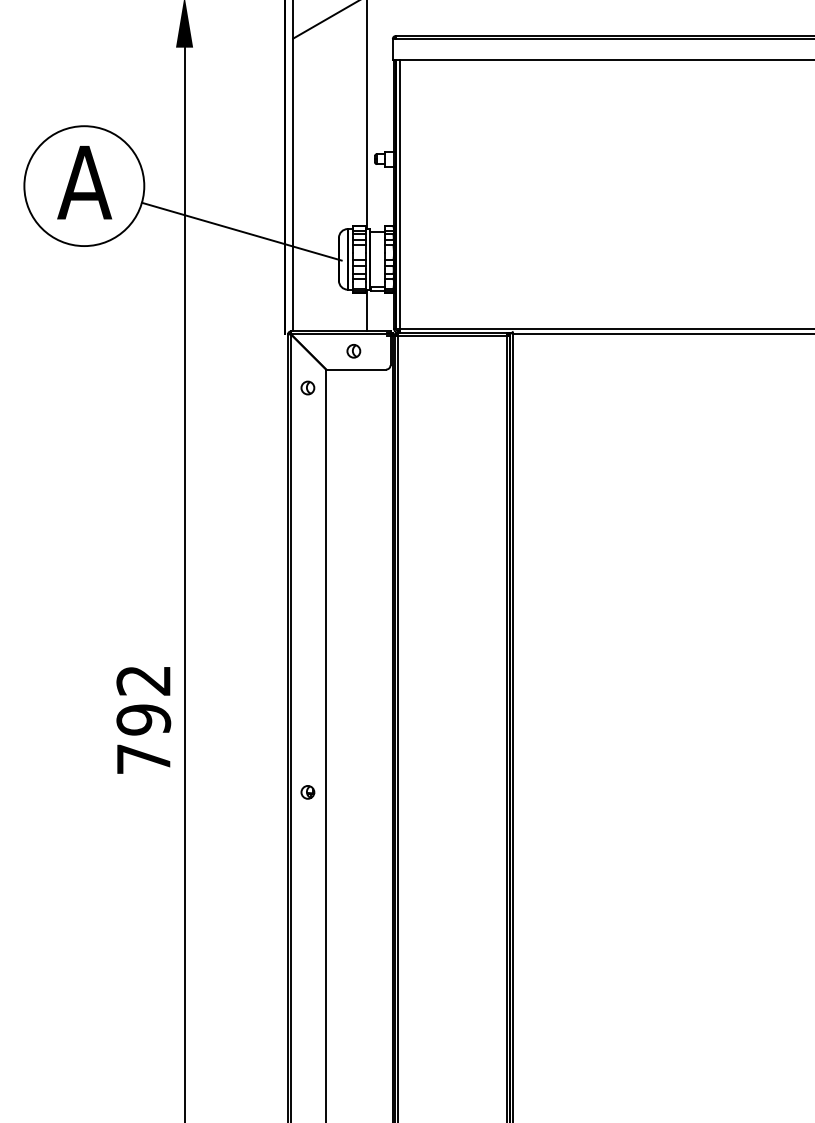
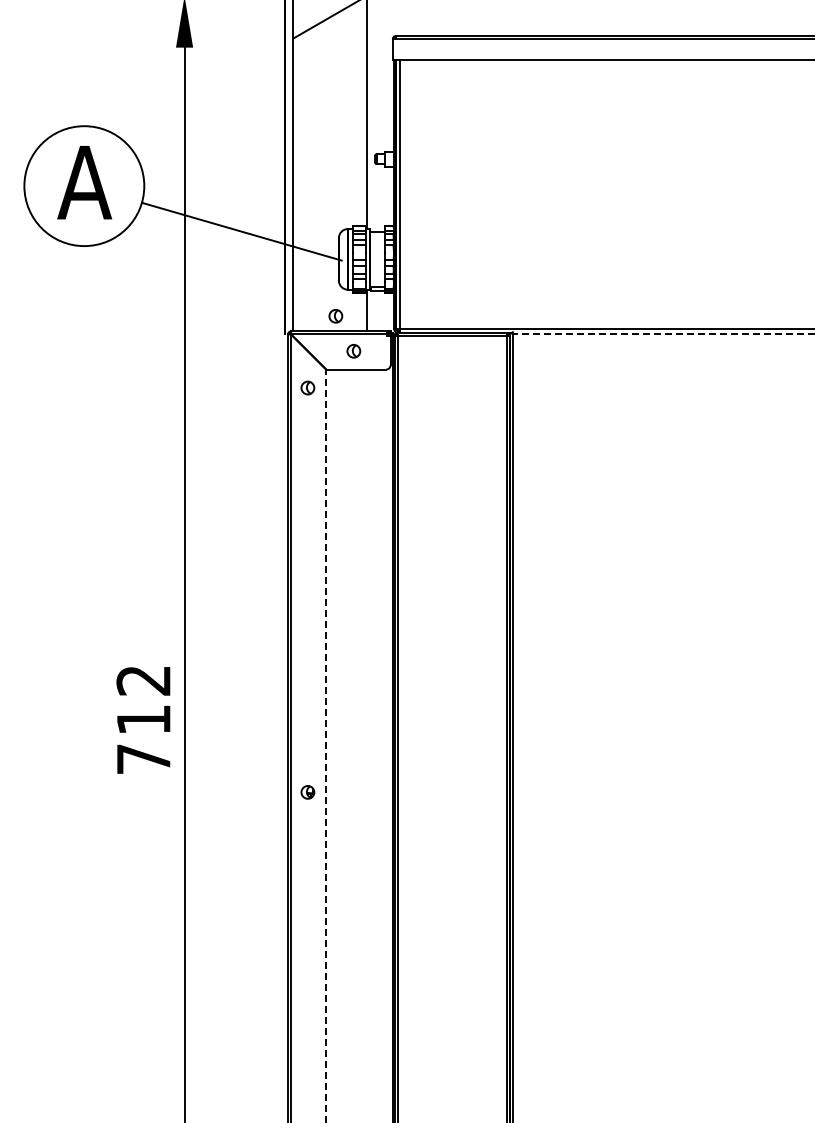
part: none -> present (335, 316)
line: solid -> dashed (663, 334)
text: 792 -> 712 (143, 719)
line: solid -> dashed (326, 745)
